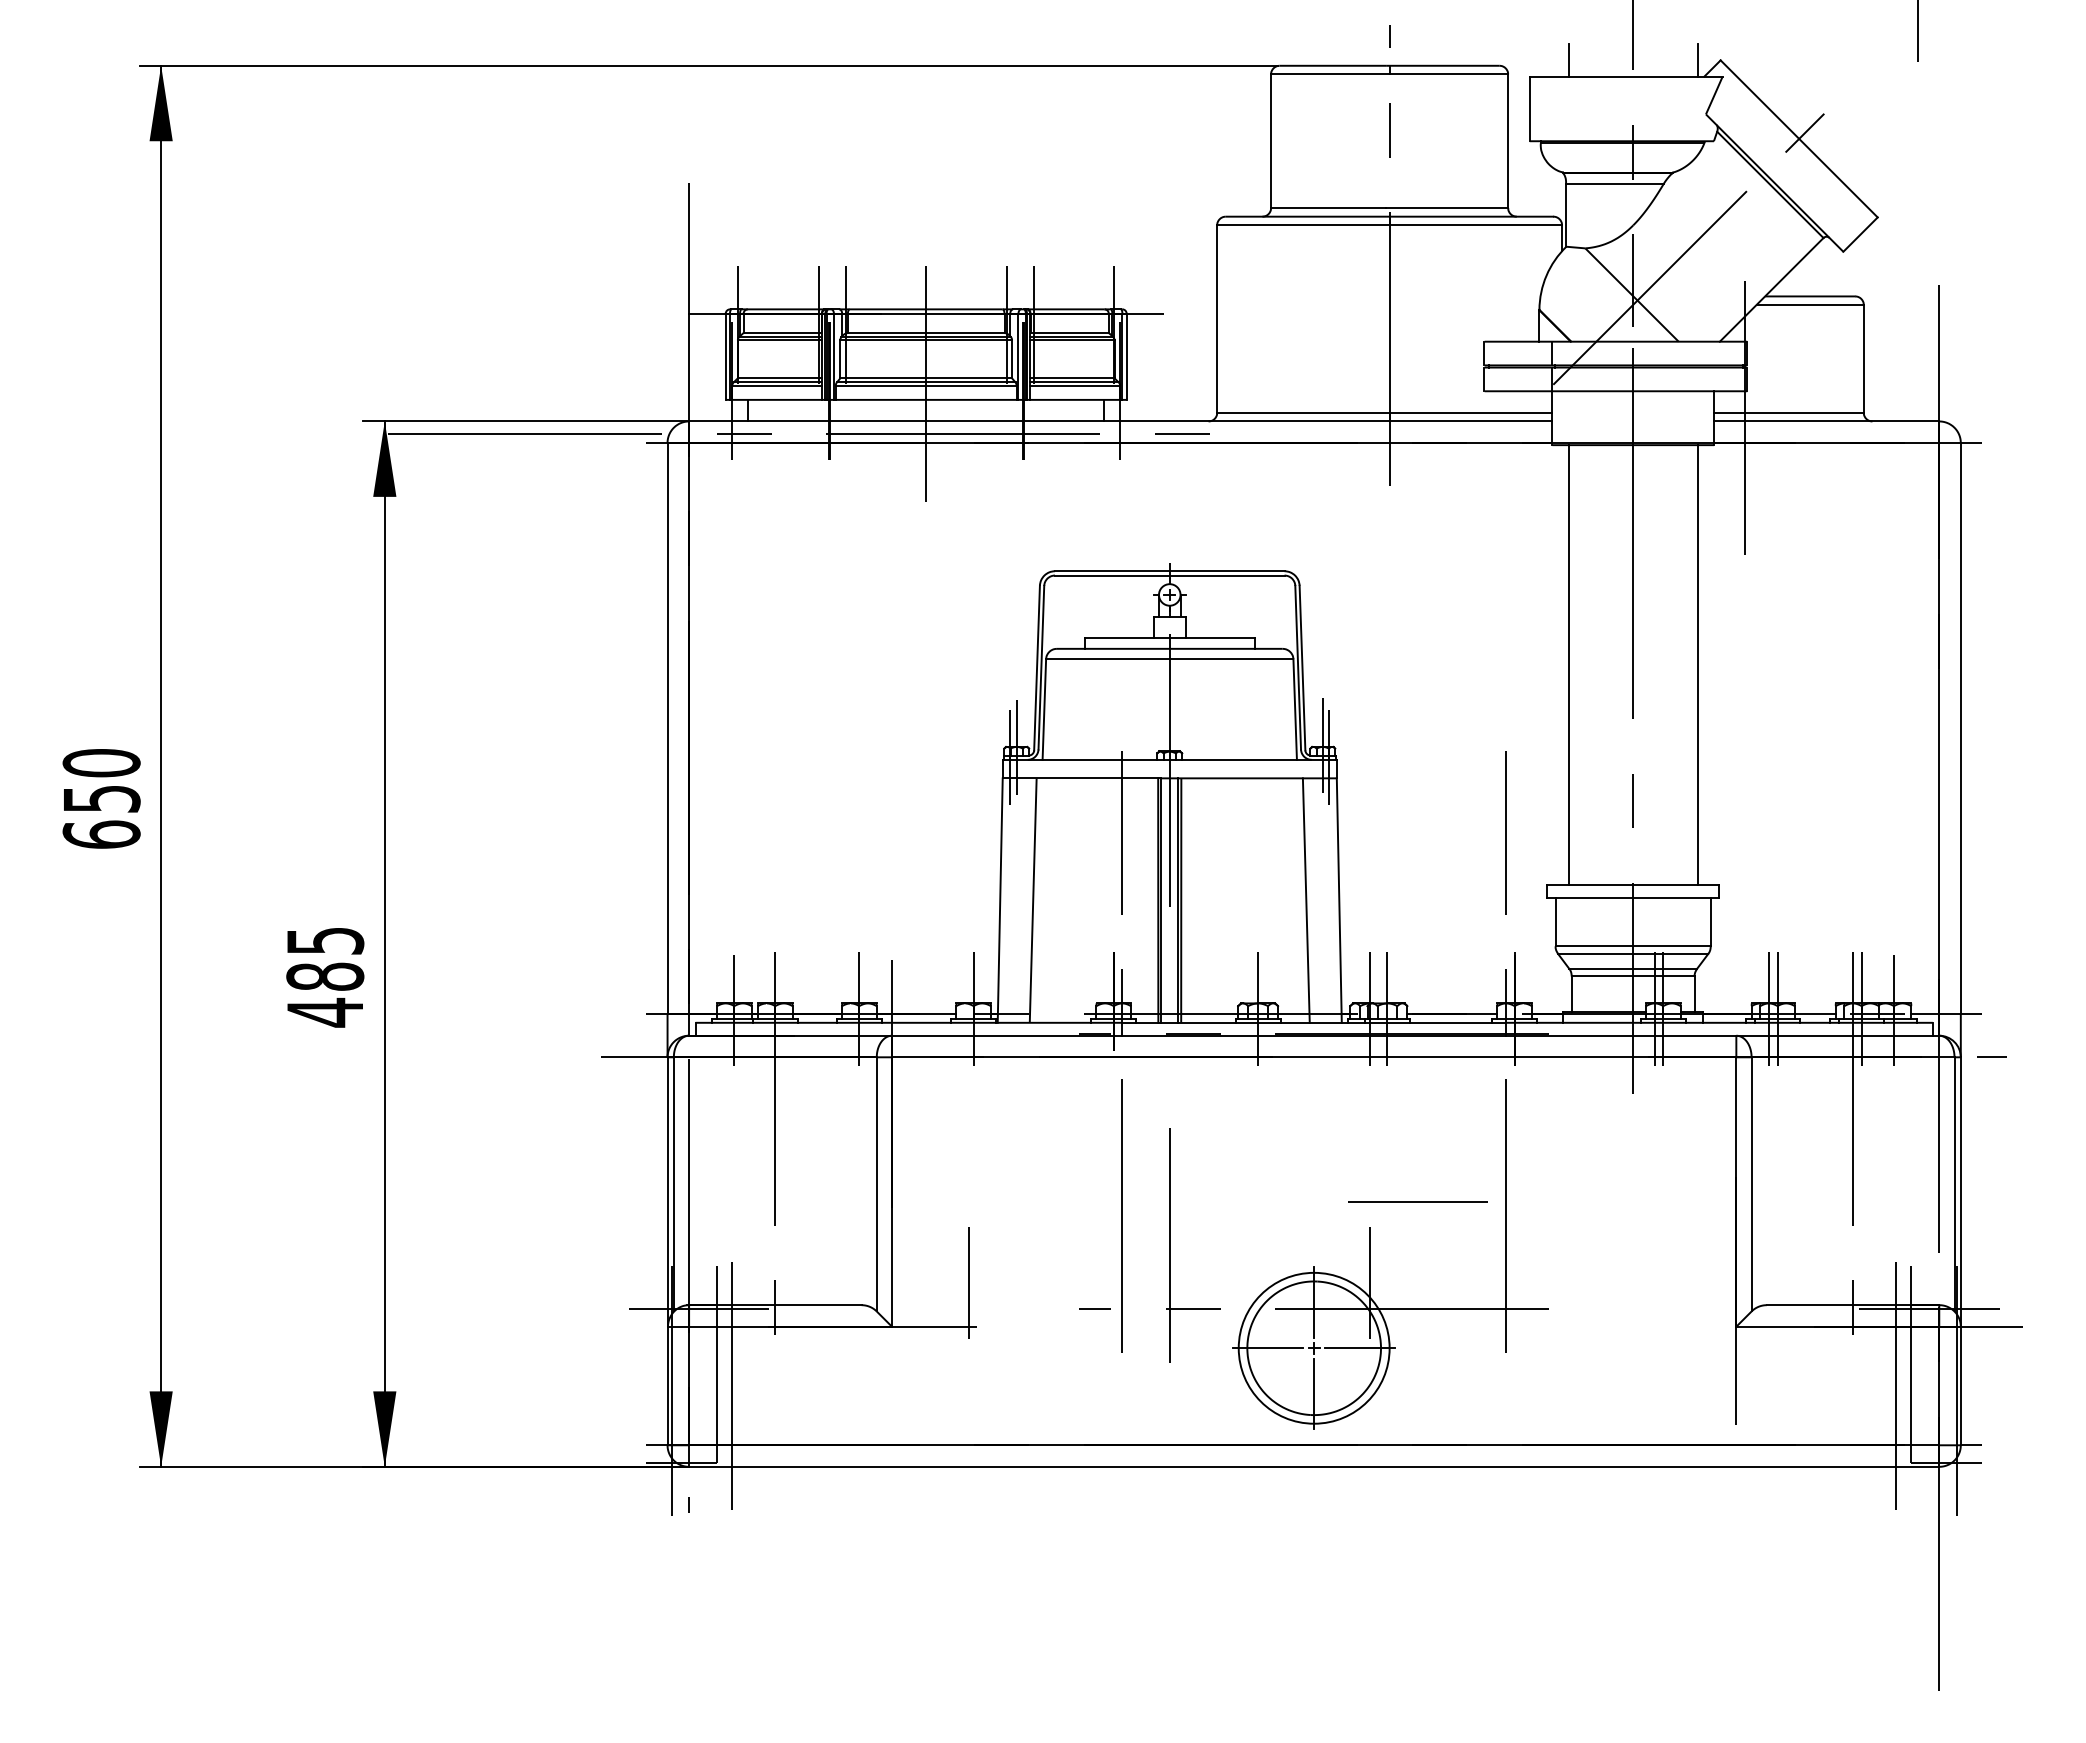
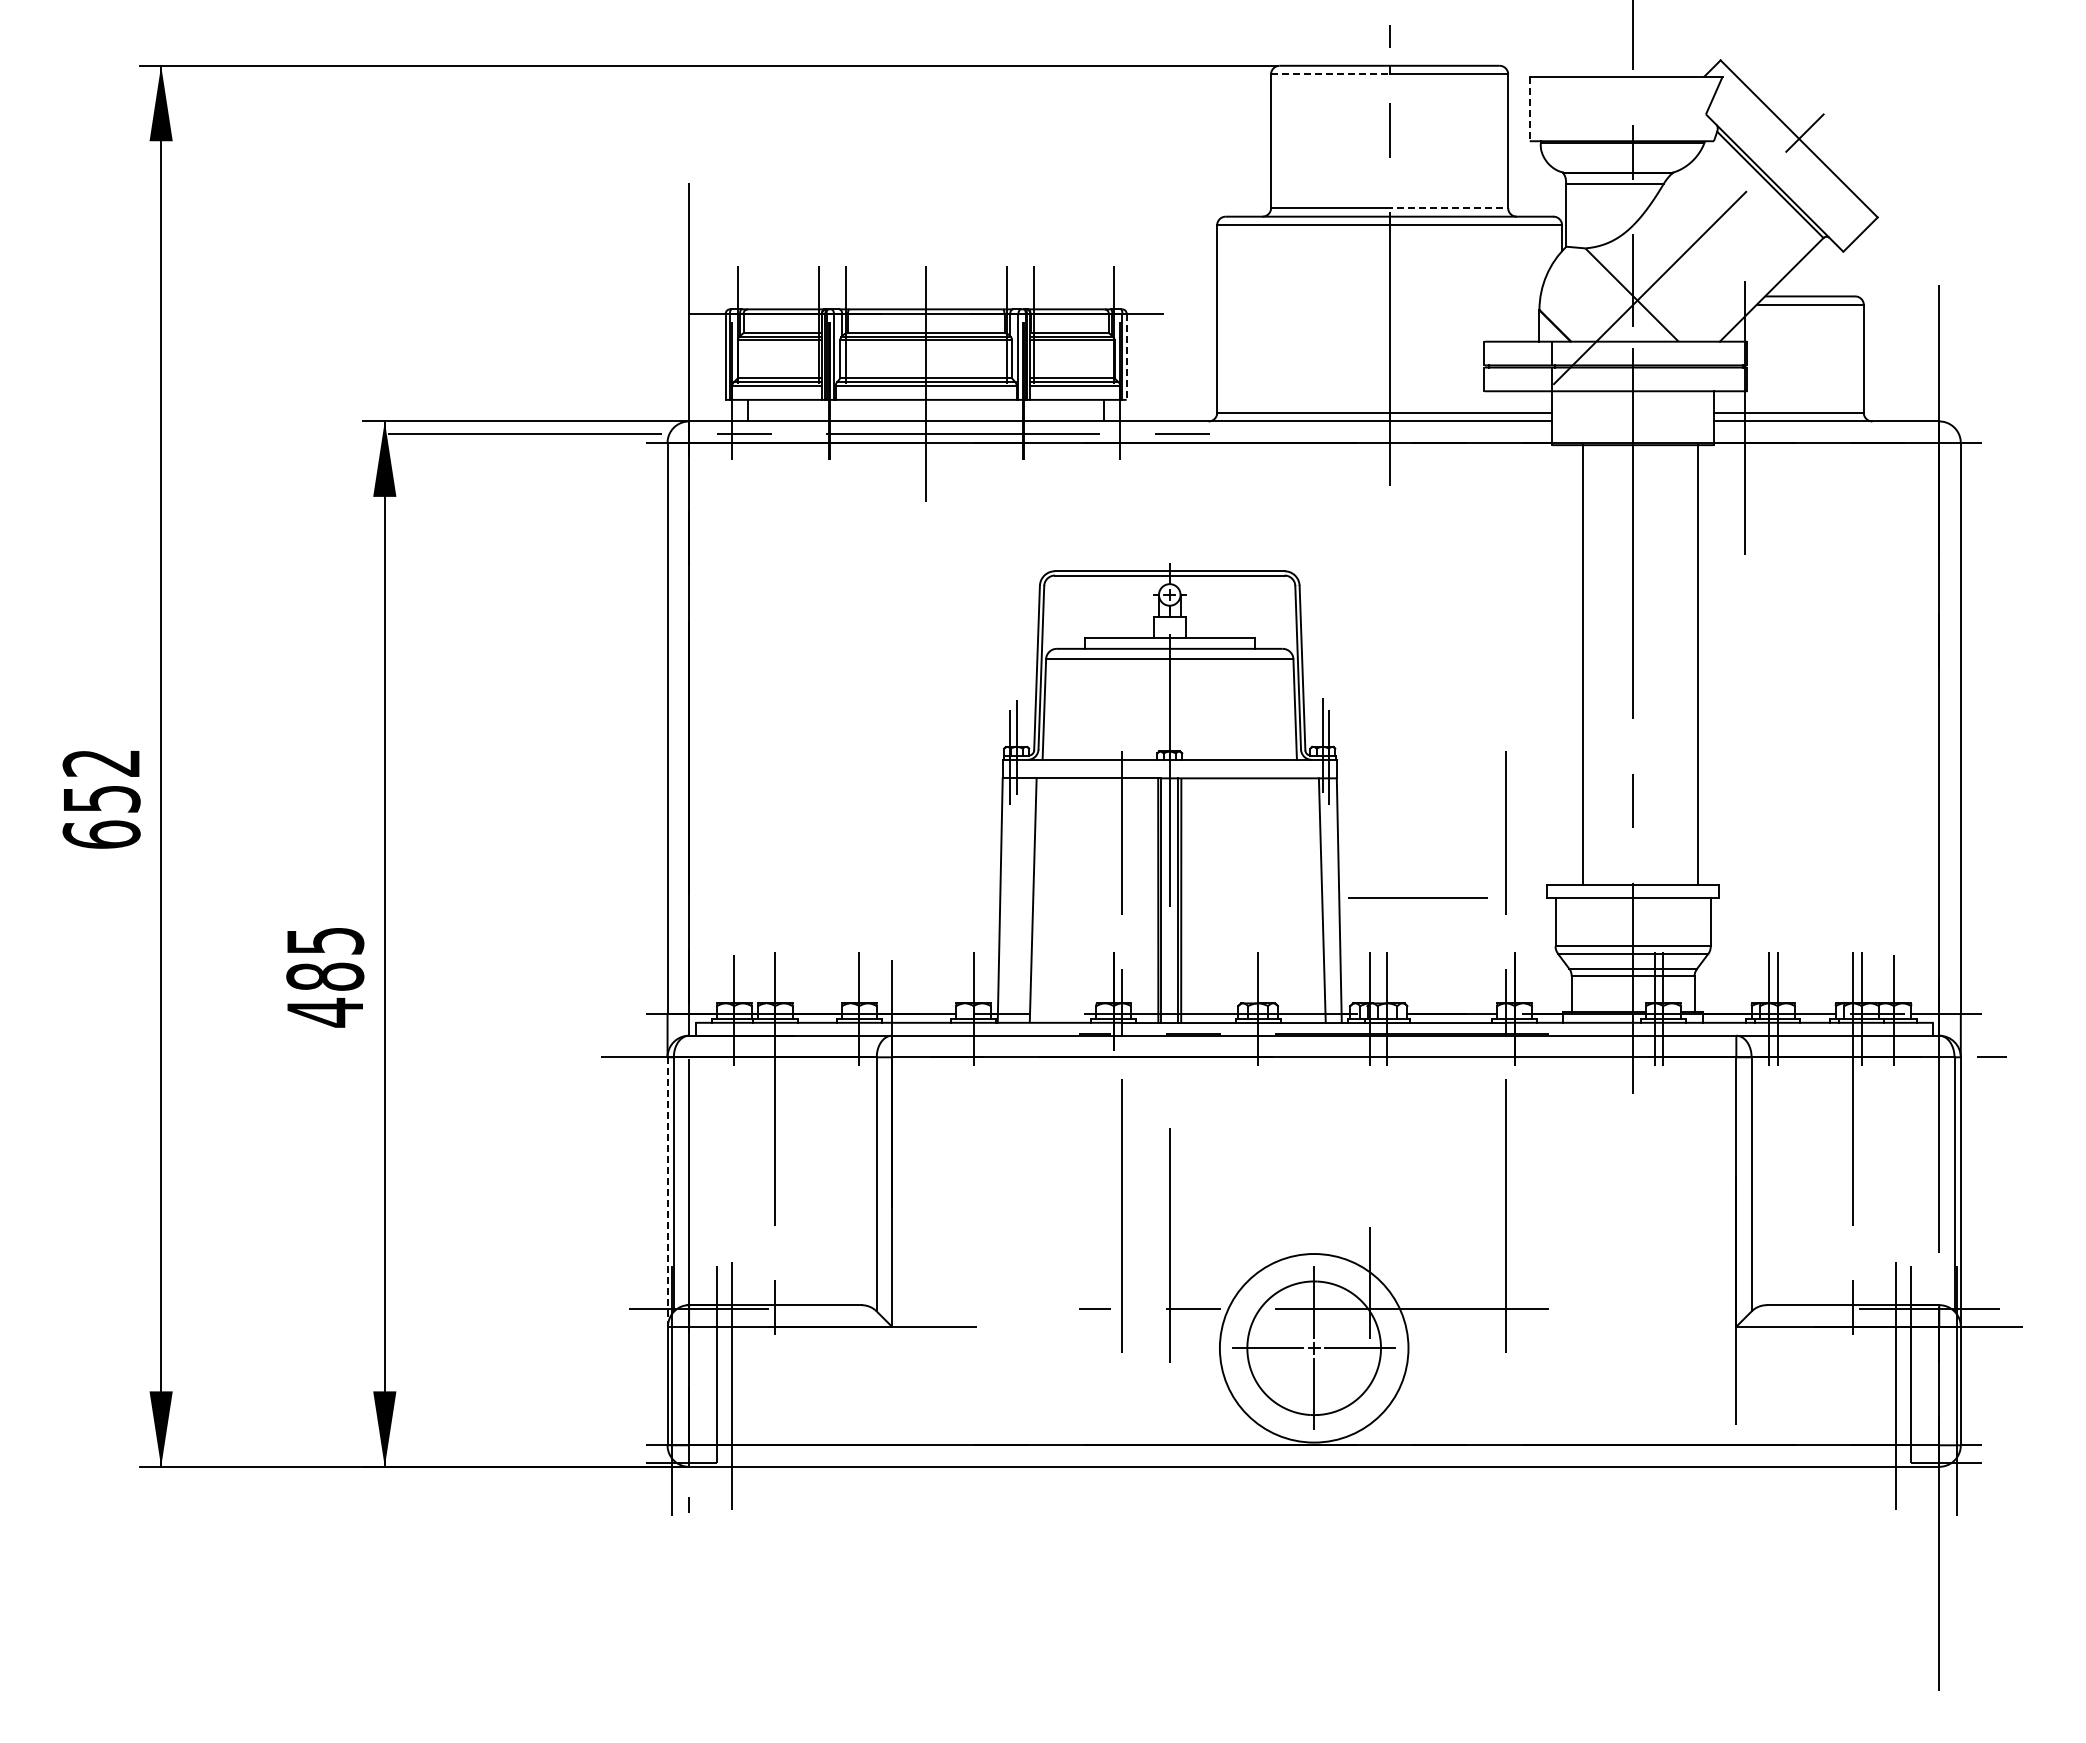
line: present -> none (1917, 32)
line: present -> none (1568, 60)
line: present -> none (1697, 60)
line: solid -> dashed (1330, 74)
line: solid -> dashed (1529, 109)
line: solid -> dashed (1447, 208)
line: solid -> dashed (1126, 357)
line position: (1568, 664) -> (1582, 664) (1582, 664)
text: 650 -> 652 (101, 763)
line position: (1305, 900) -> (1321, 900) (1321, 900)
line: solid -> dashed (667, 1192)
line position: (1417, 1201) -> (1417, 897) (1417, 897)
line: present -> none (969, 1282)
circle diameter: 151 px -> 189 px (1313, 1347)
